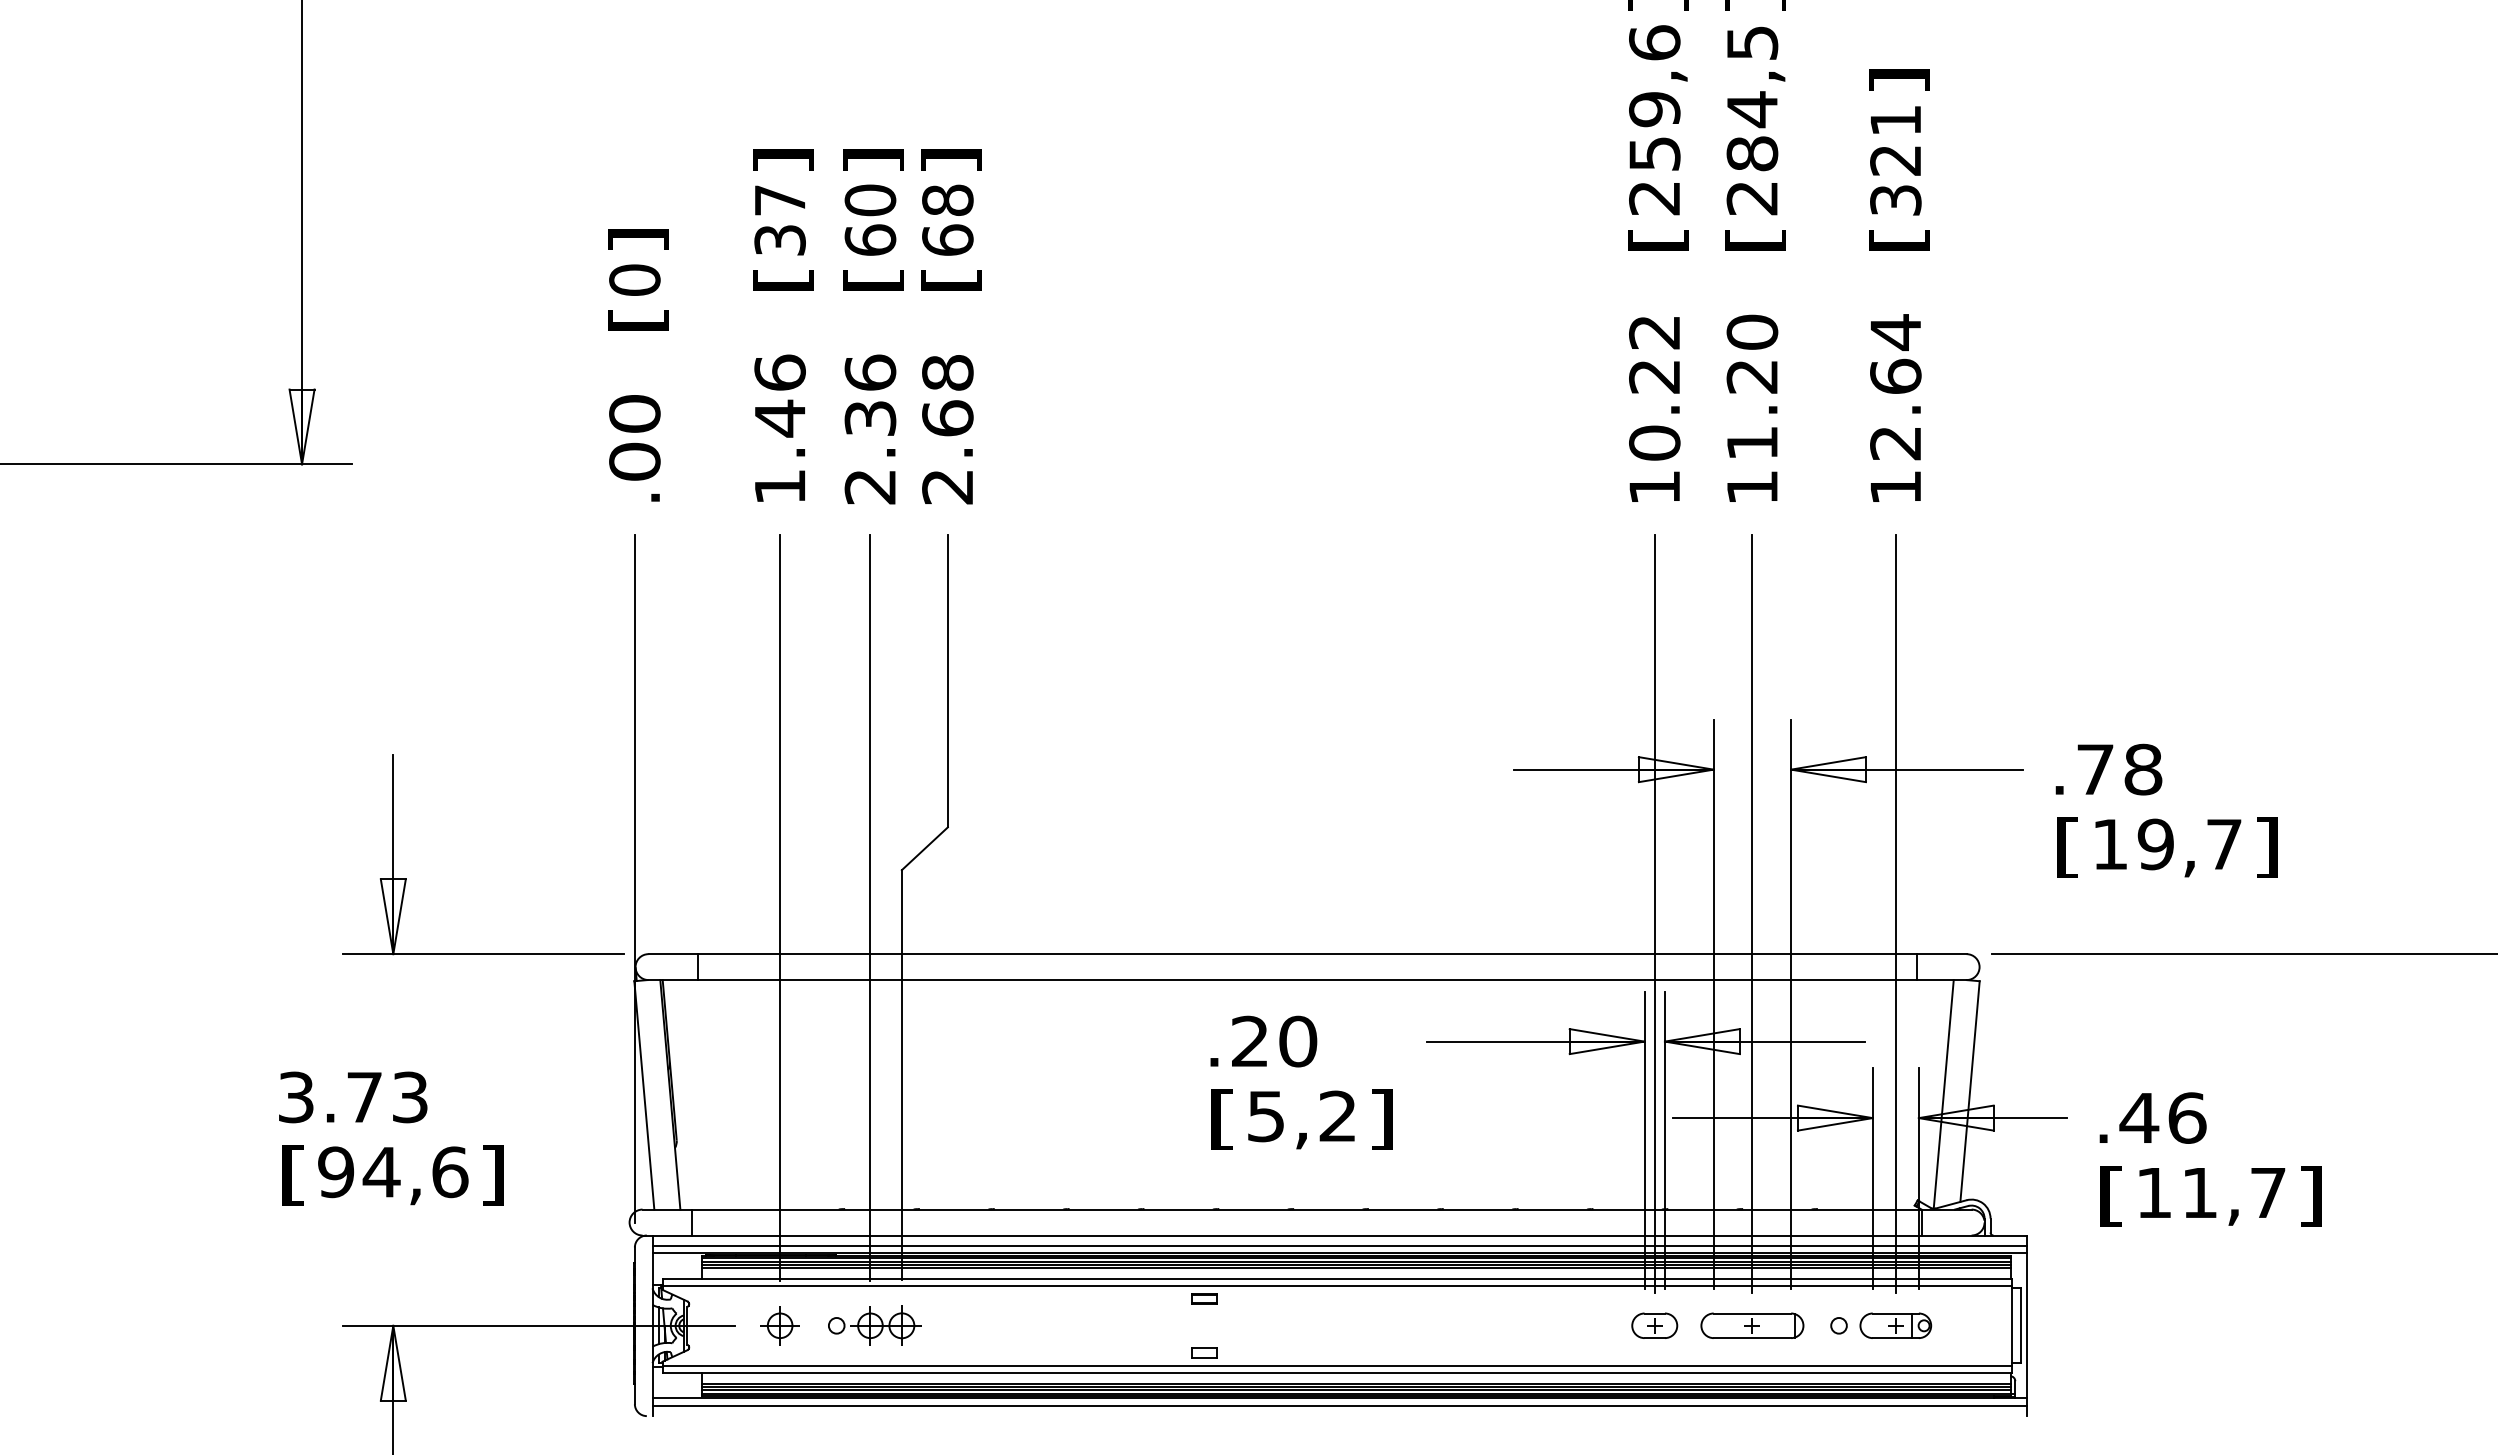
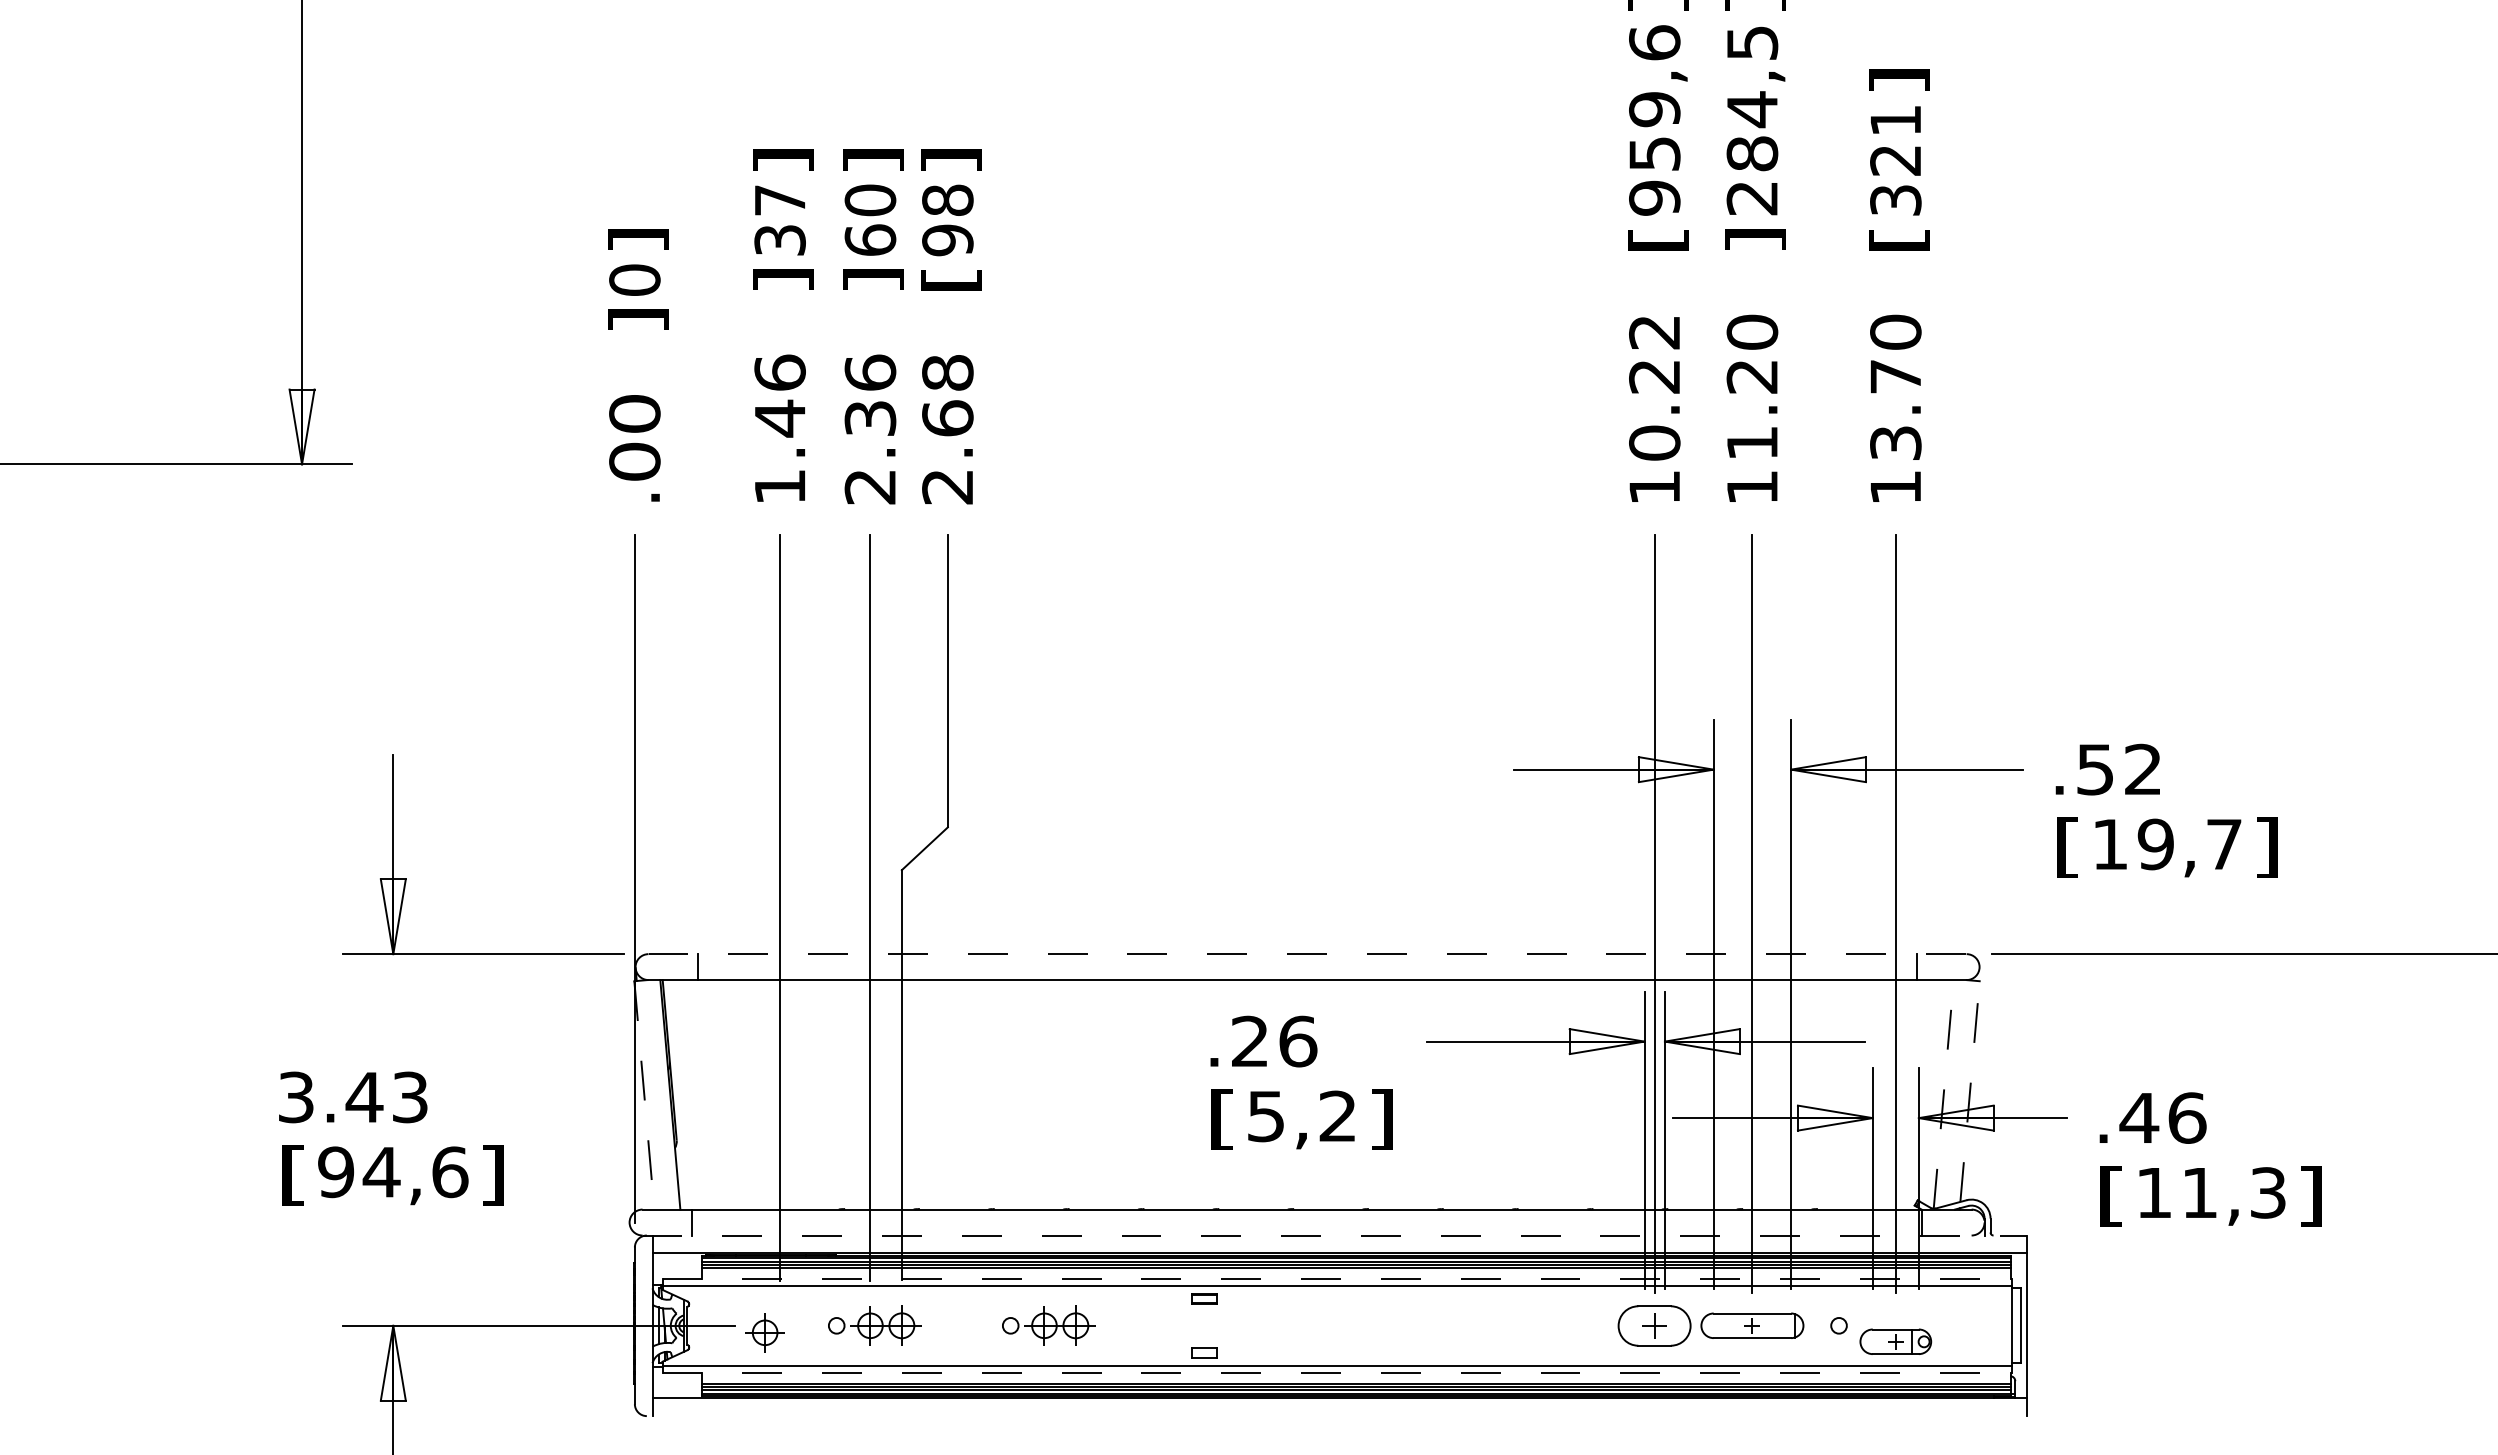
text: 259,6 -> 959,6 (1654, 197)
text: [ -> ] (1755, 239)
text: 68 -> 98 (947, 240)
text: [ -> ] (783, 279)
text: [ -> ] (873, 279)
text: [ -> ] (638, 319)
text: 12.64 -> 13.70 (1895, 387)
text: .78 -> .52 (2119, 769)
line: solid -> dashed (1308, 954)
text: .20 -> .26 (1298, 1041)
line: solid -> dashed (1970, 1091)
line: solid -> dashed (1943, 1094)
line: solid -> dashed (644, 1095)
text: 3.73 -> 3.43 (364, 1097)
text: 11,7 -> 11,3 (2268, 1192)
line: solid -> dashed (1335, 1235)
line: present -> none (1339, 1245)
line: solid -> dashed (1337, 1278)
part position: (779, 1325) -> (764, 1332) (764, 1332)
part: none -> present (1048, 1325)
part size: 48x27 px -> 75x42 px (1654, 1325)
part position: (1895, 1325) -> (1895, 1341) (1895, 1341)
line: solid -> dashed (1337, 1372)
line: present -> none (1339, 1406)
